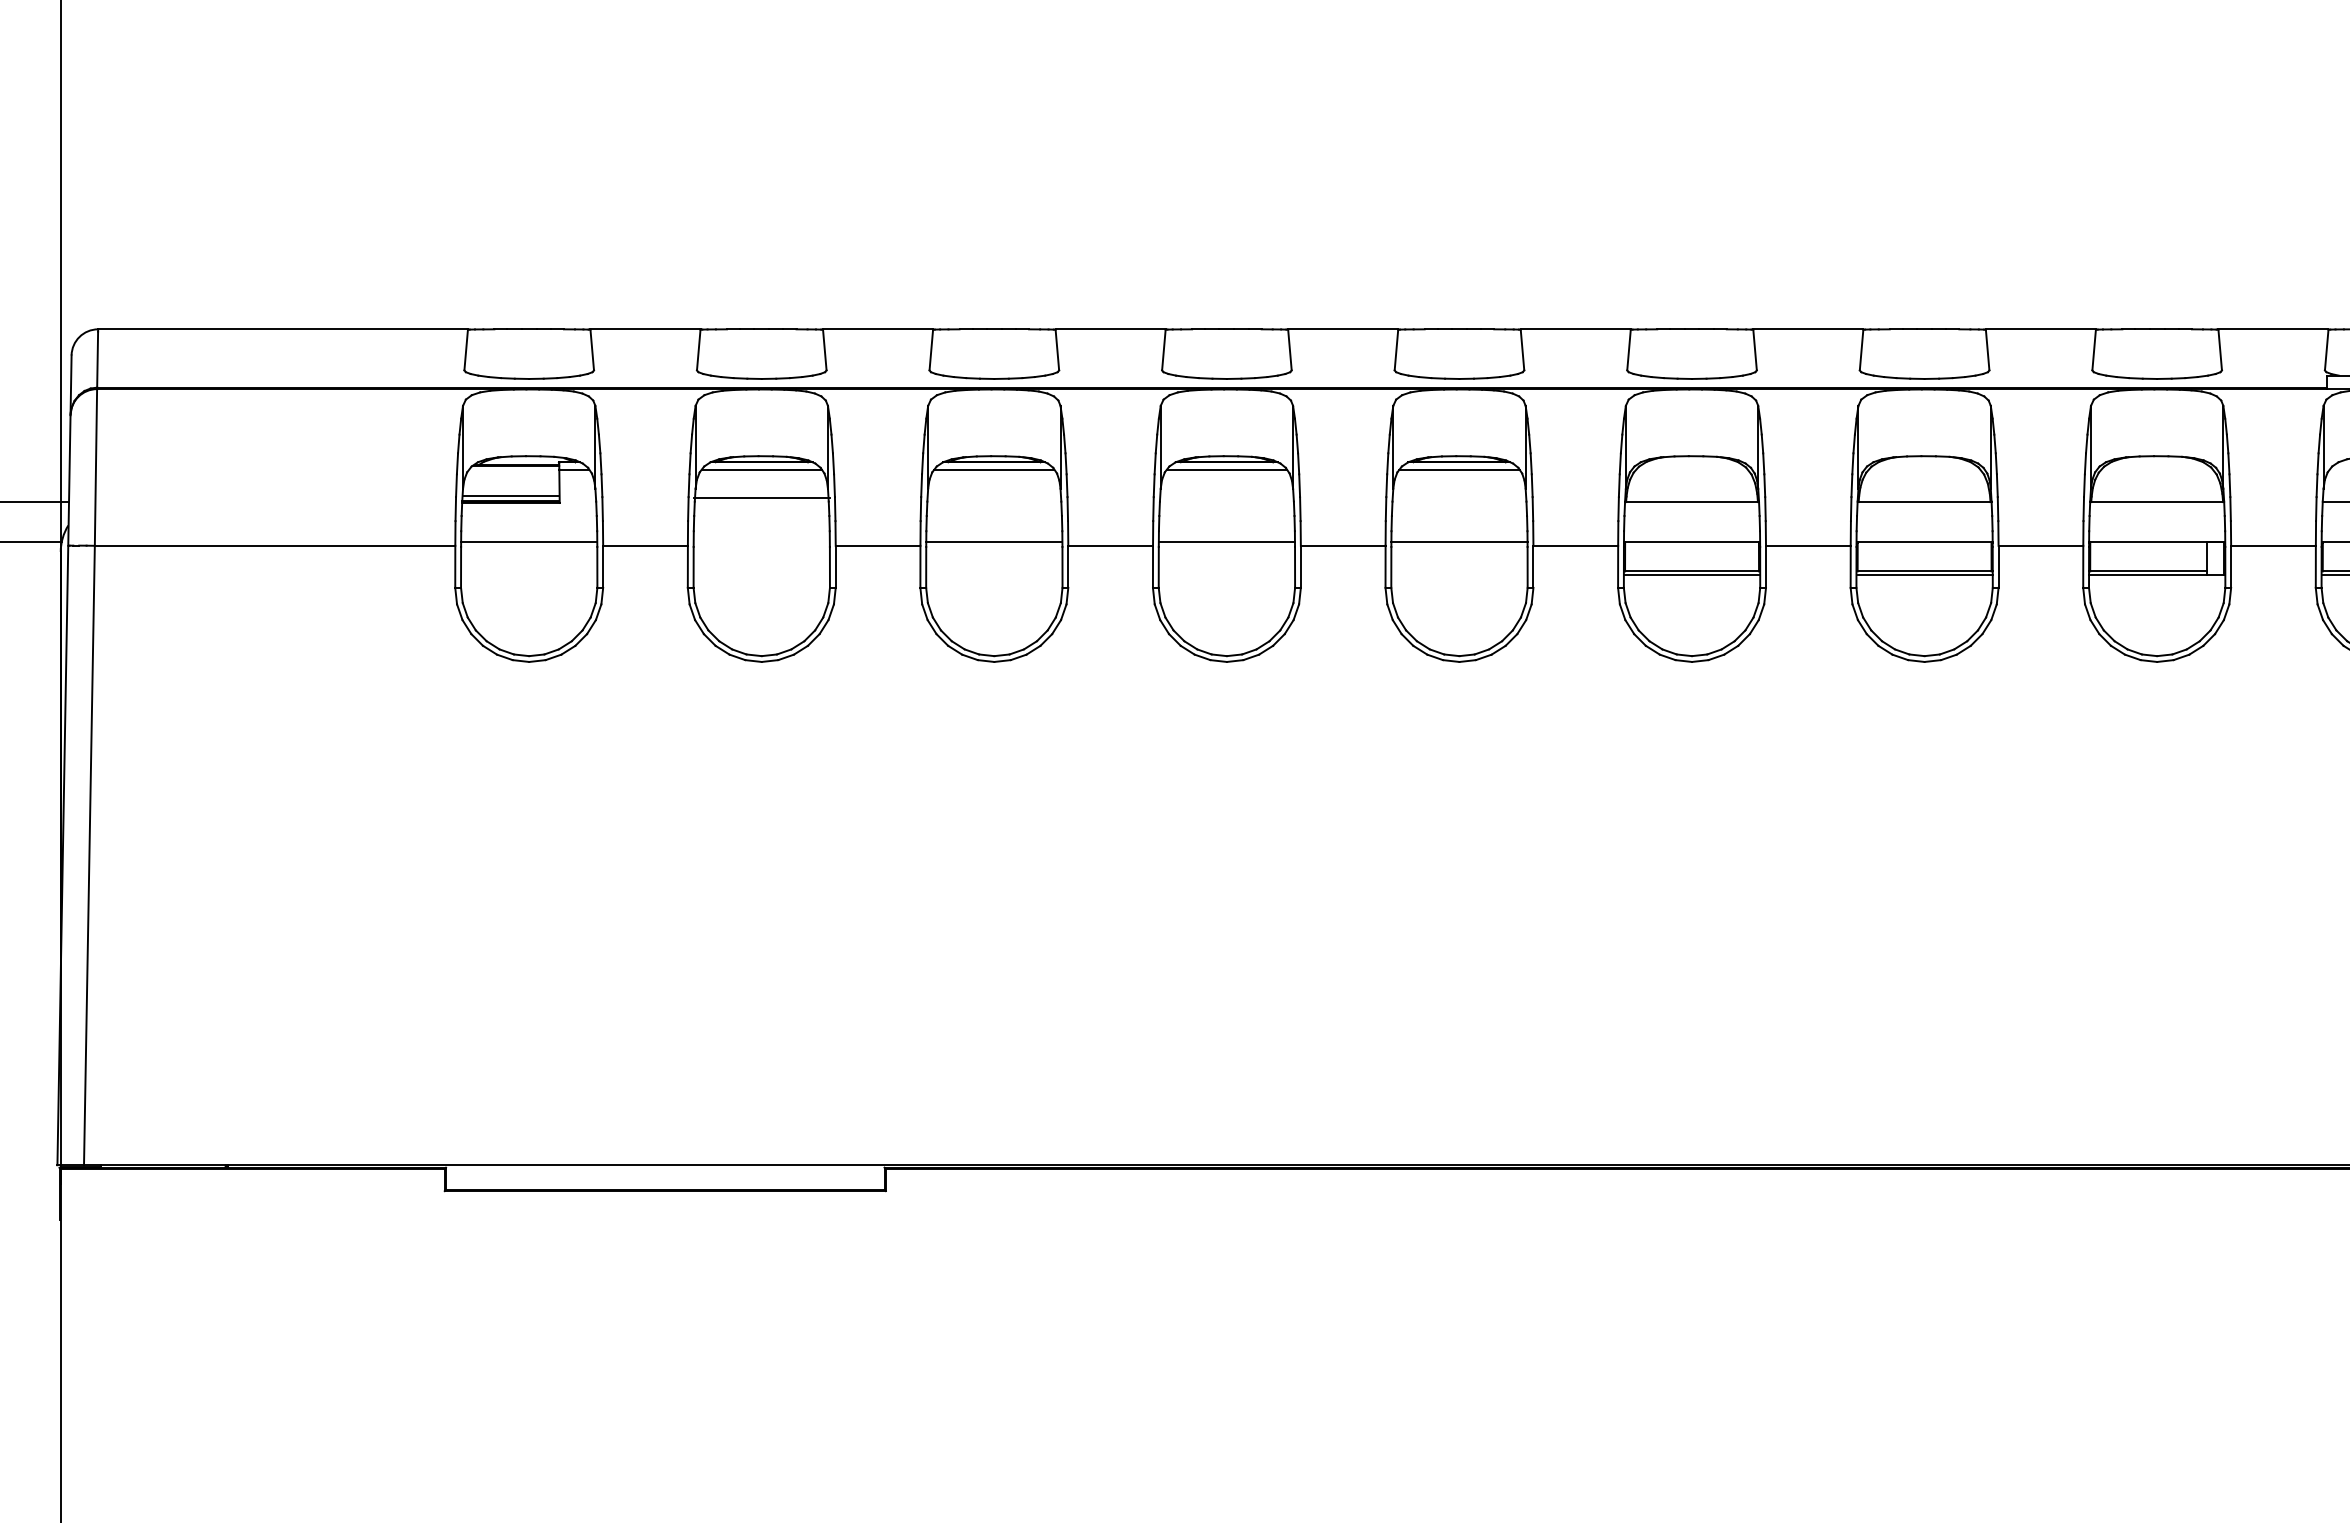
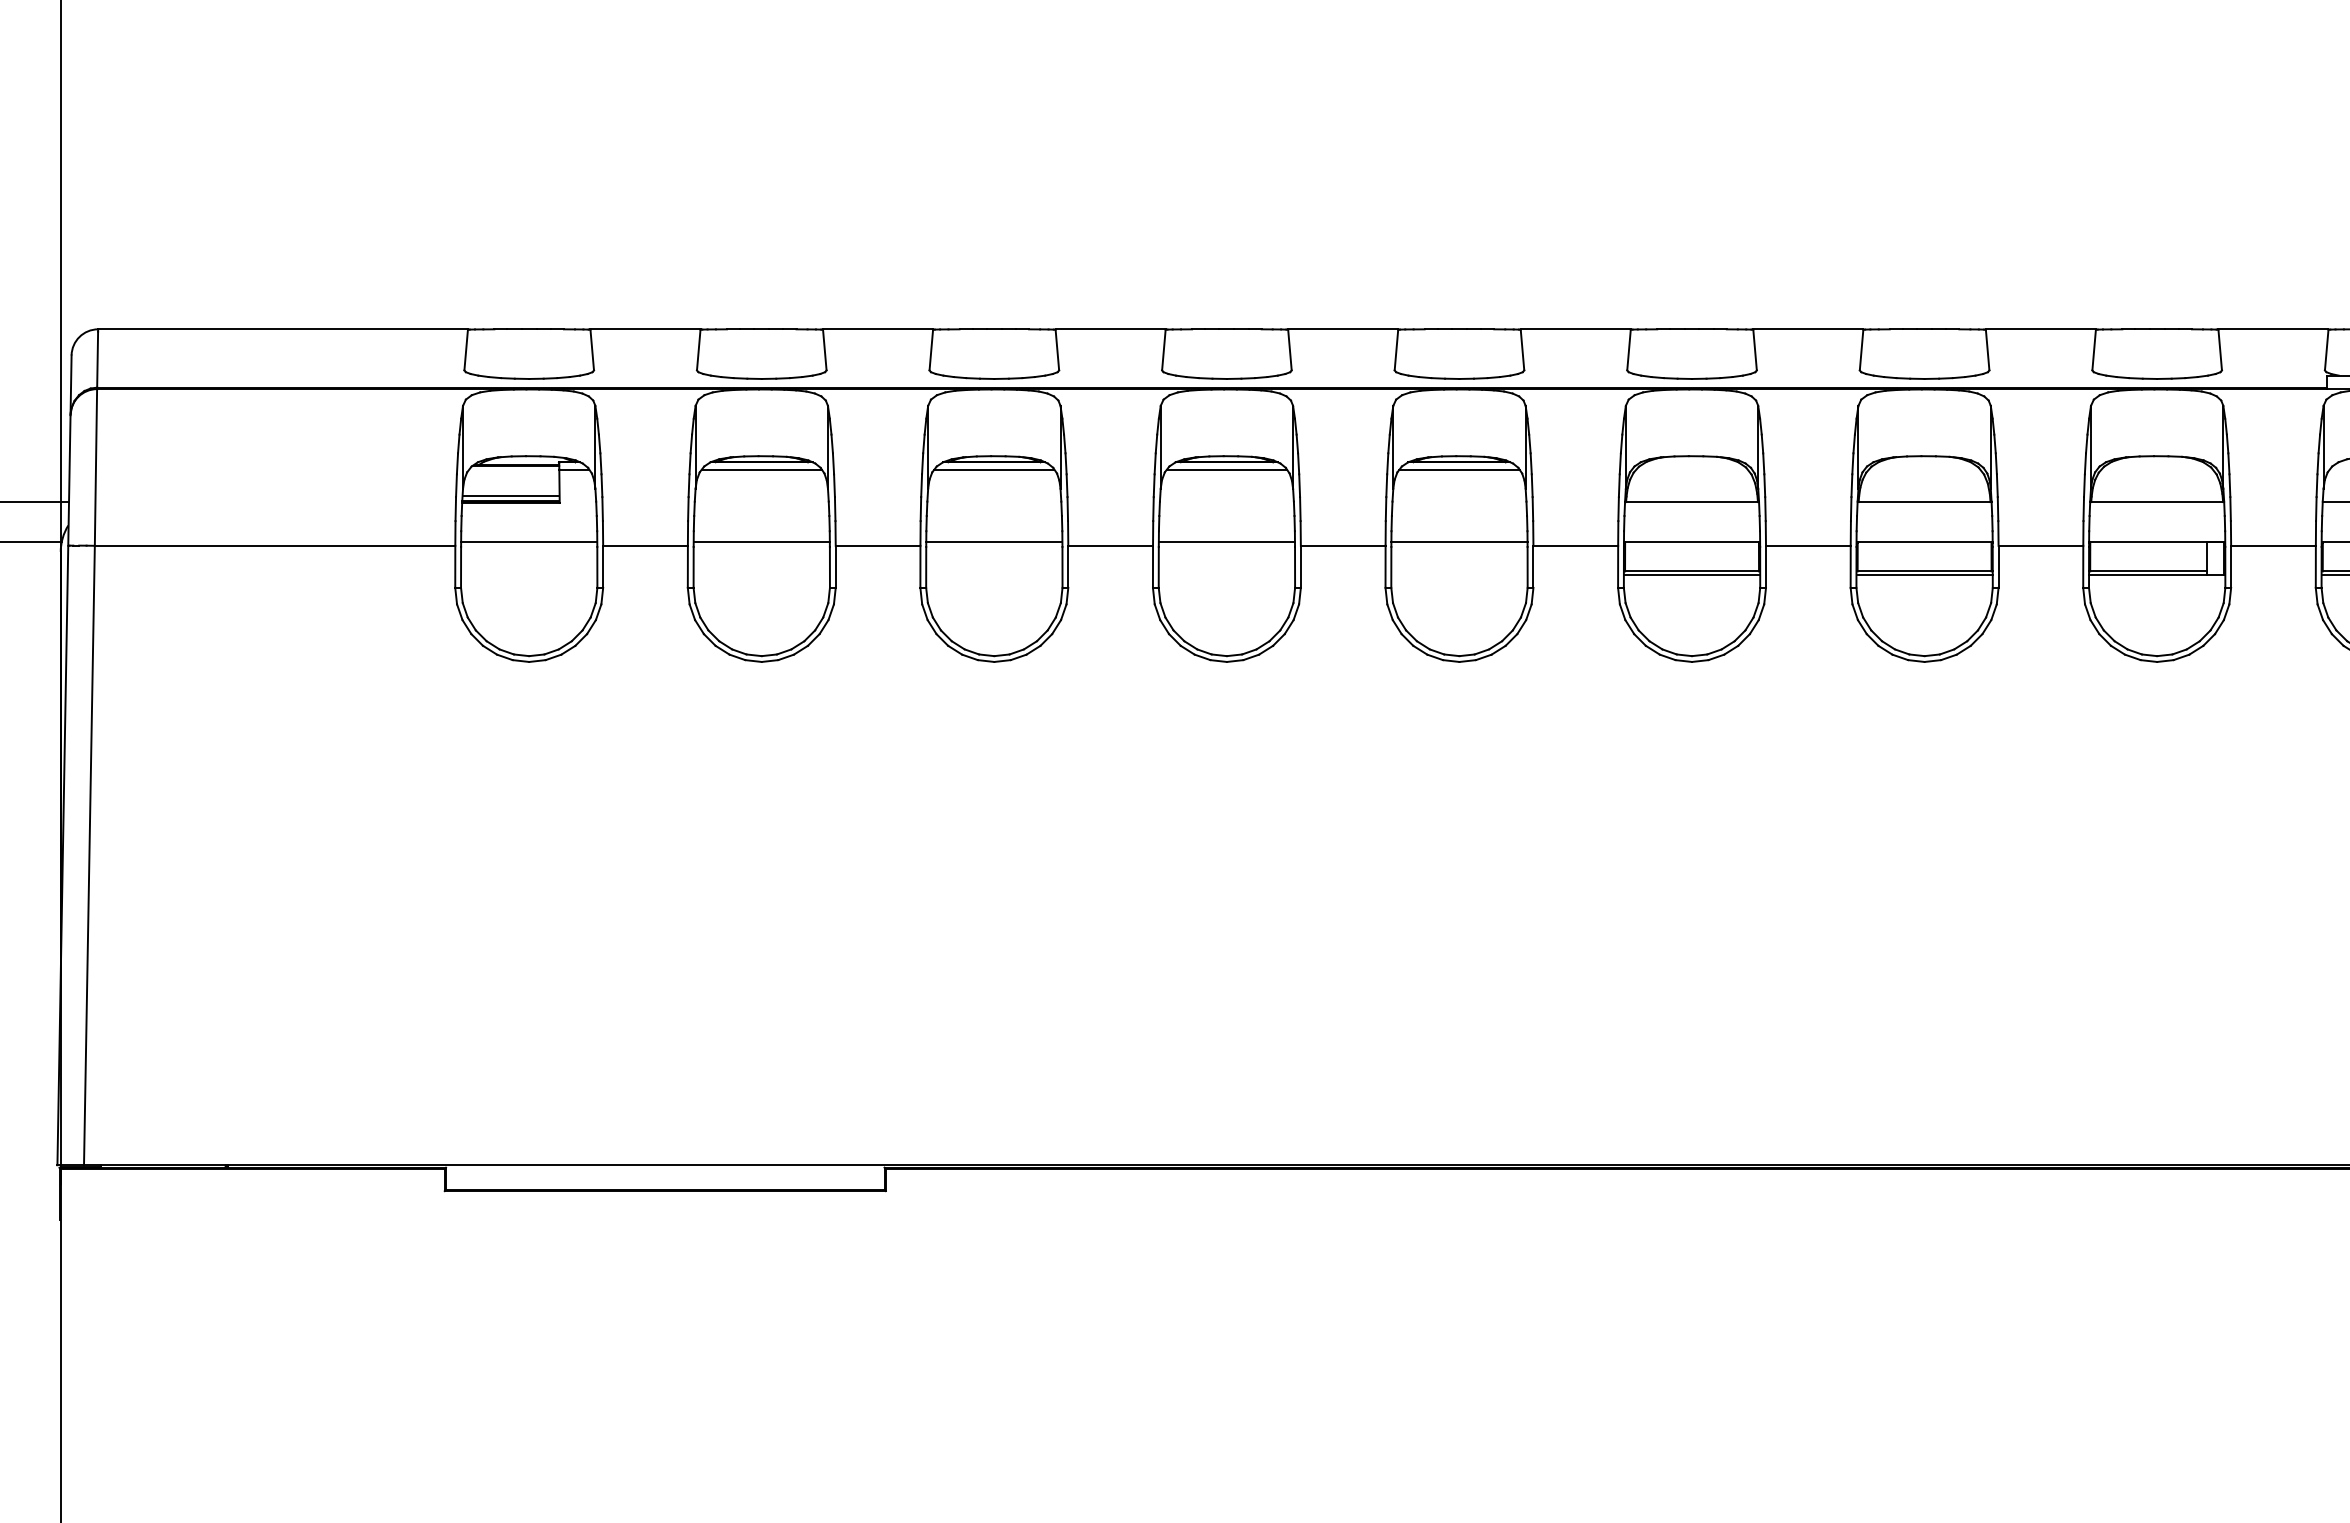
line position: (761, 497) -> (761, 541) (761, 541)
